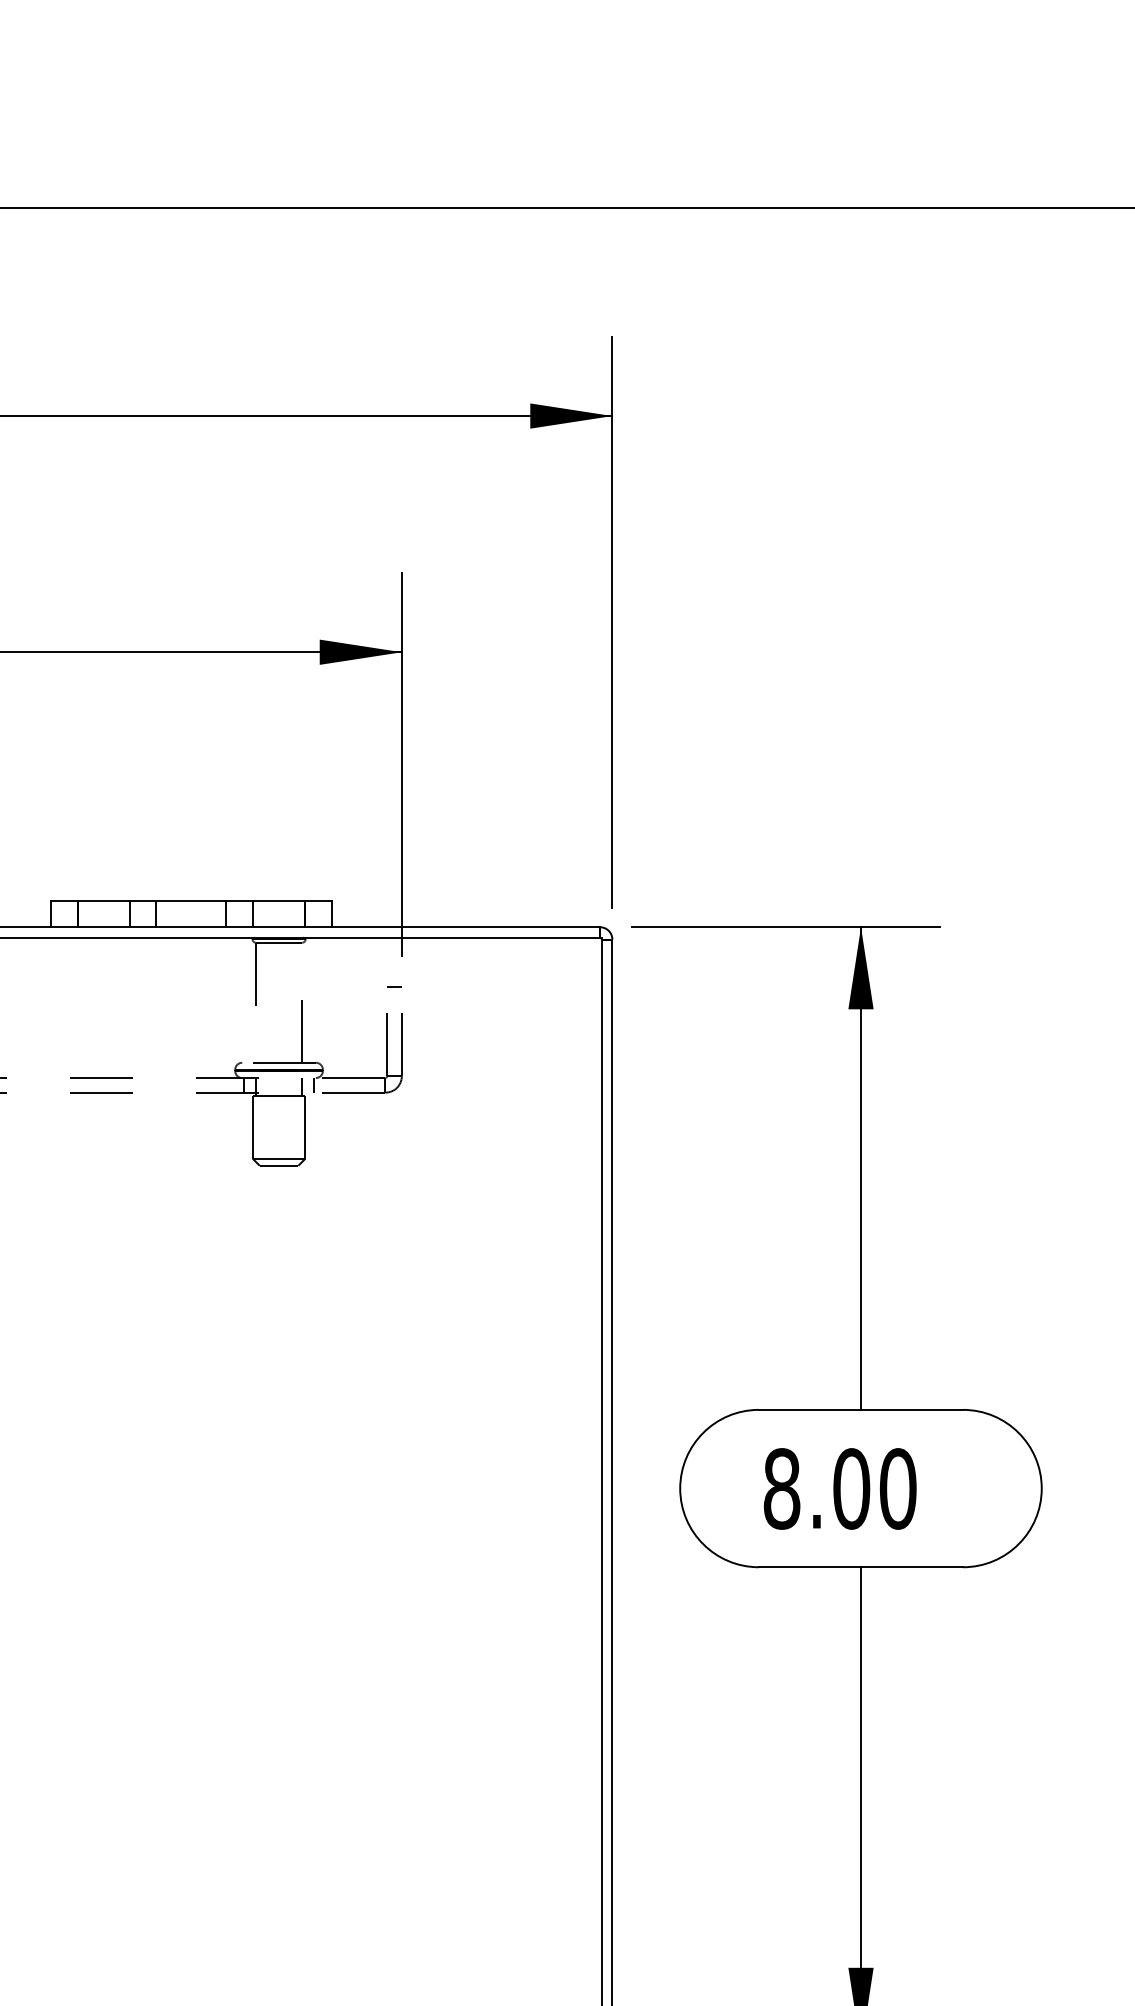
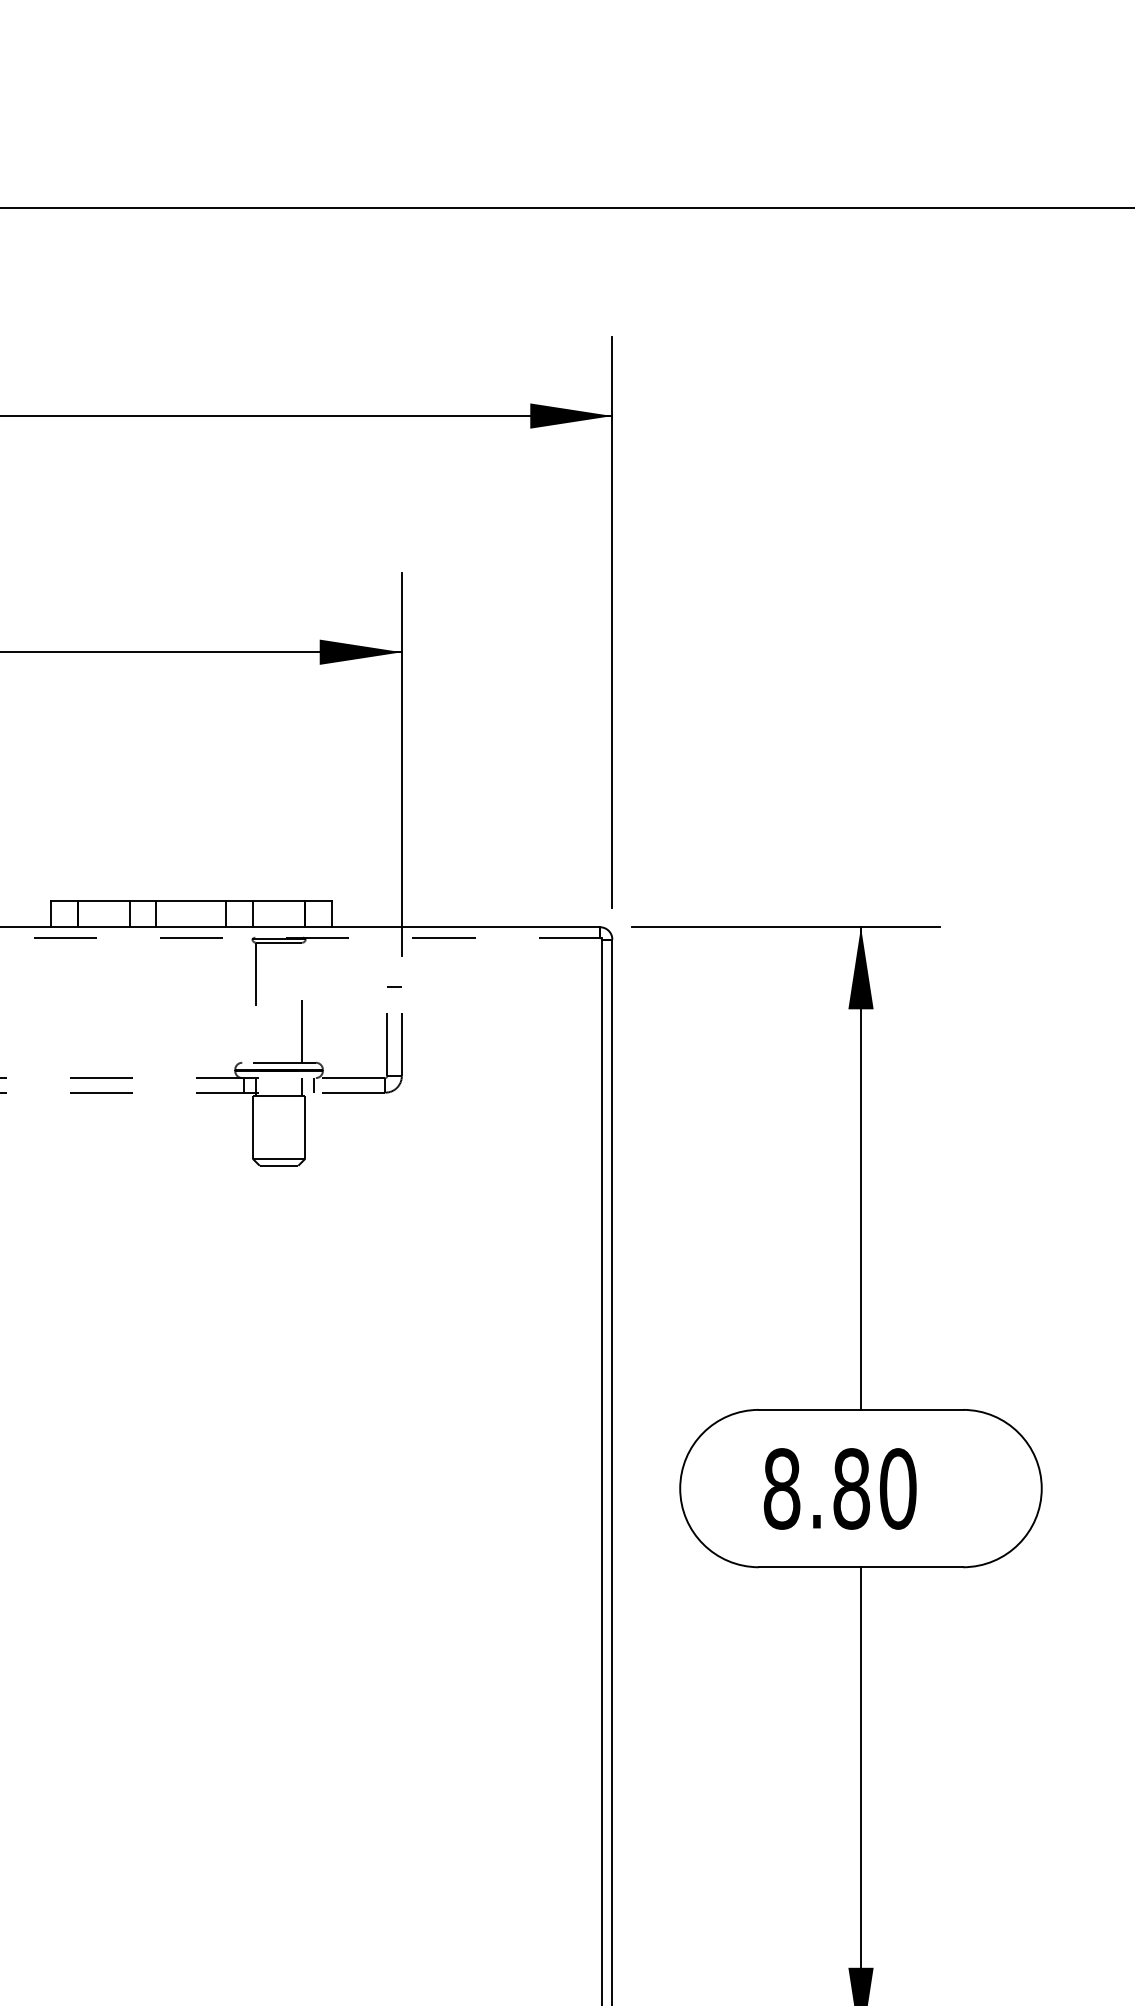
line: solid -> dashed (300, 937)
text: 8.00 -> 8.80 (851, 1488)
